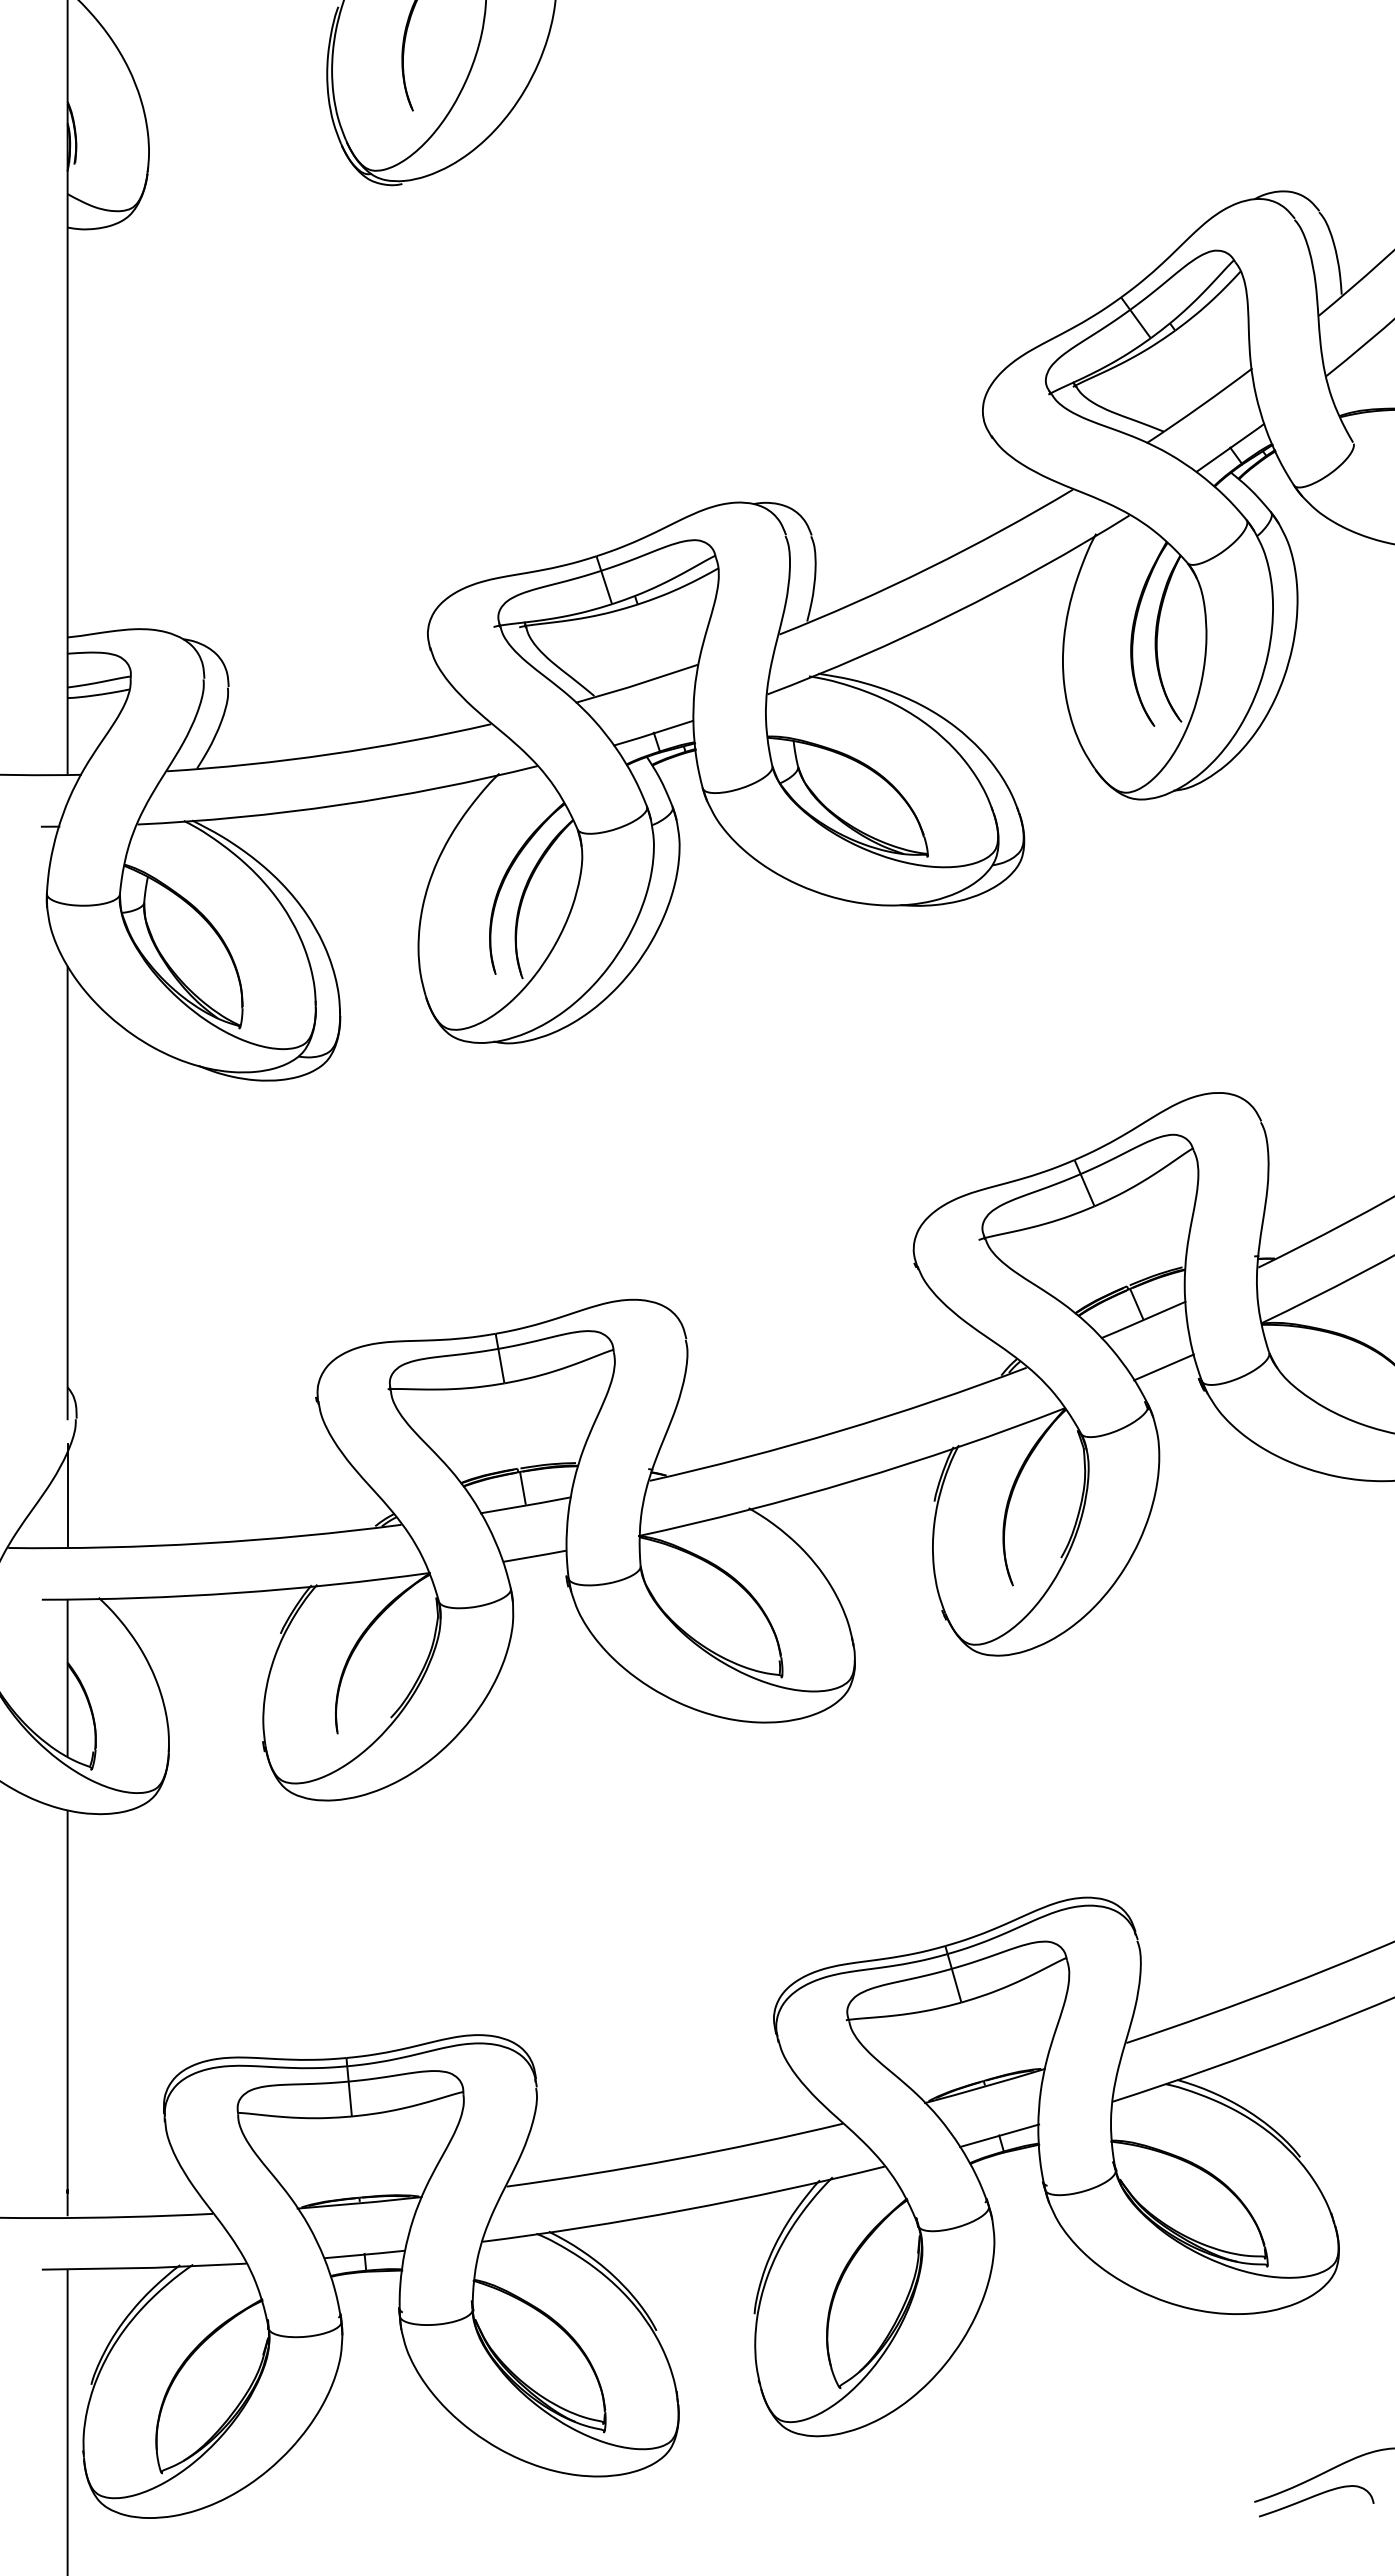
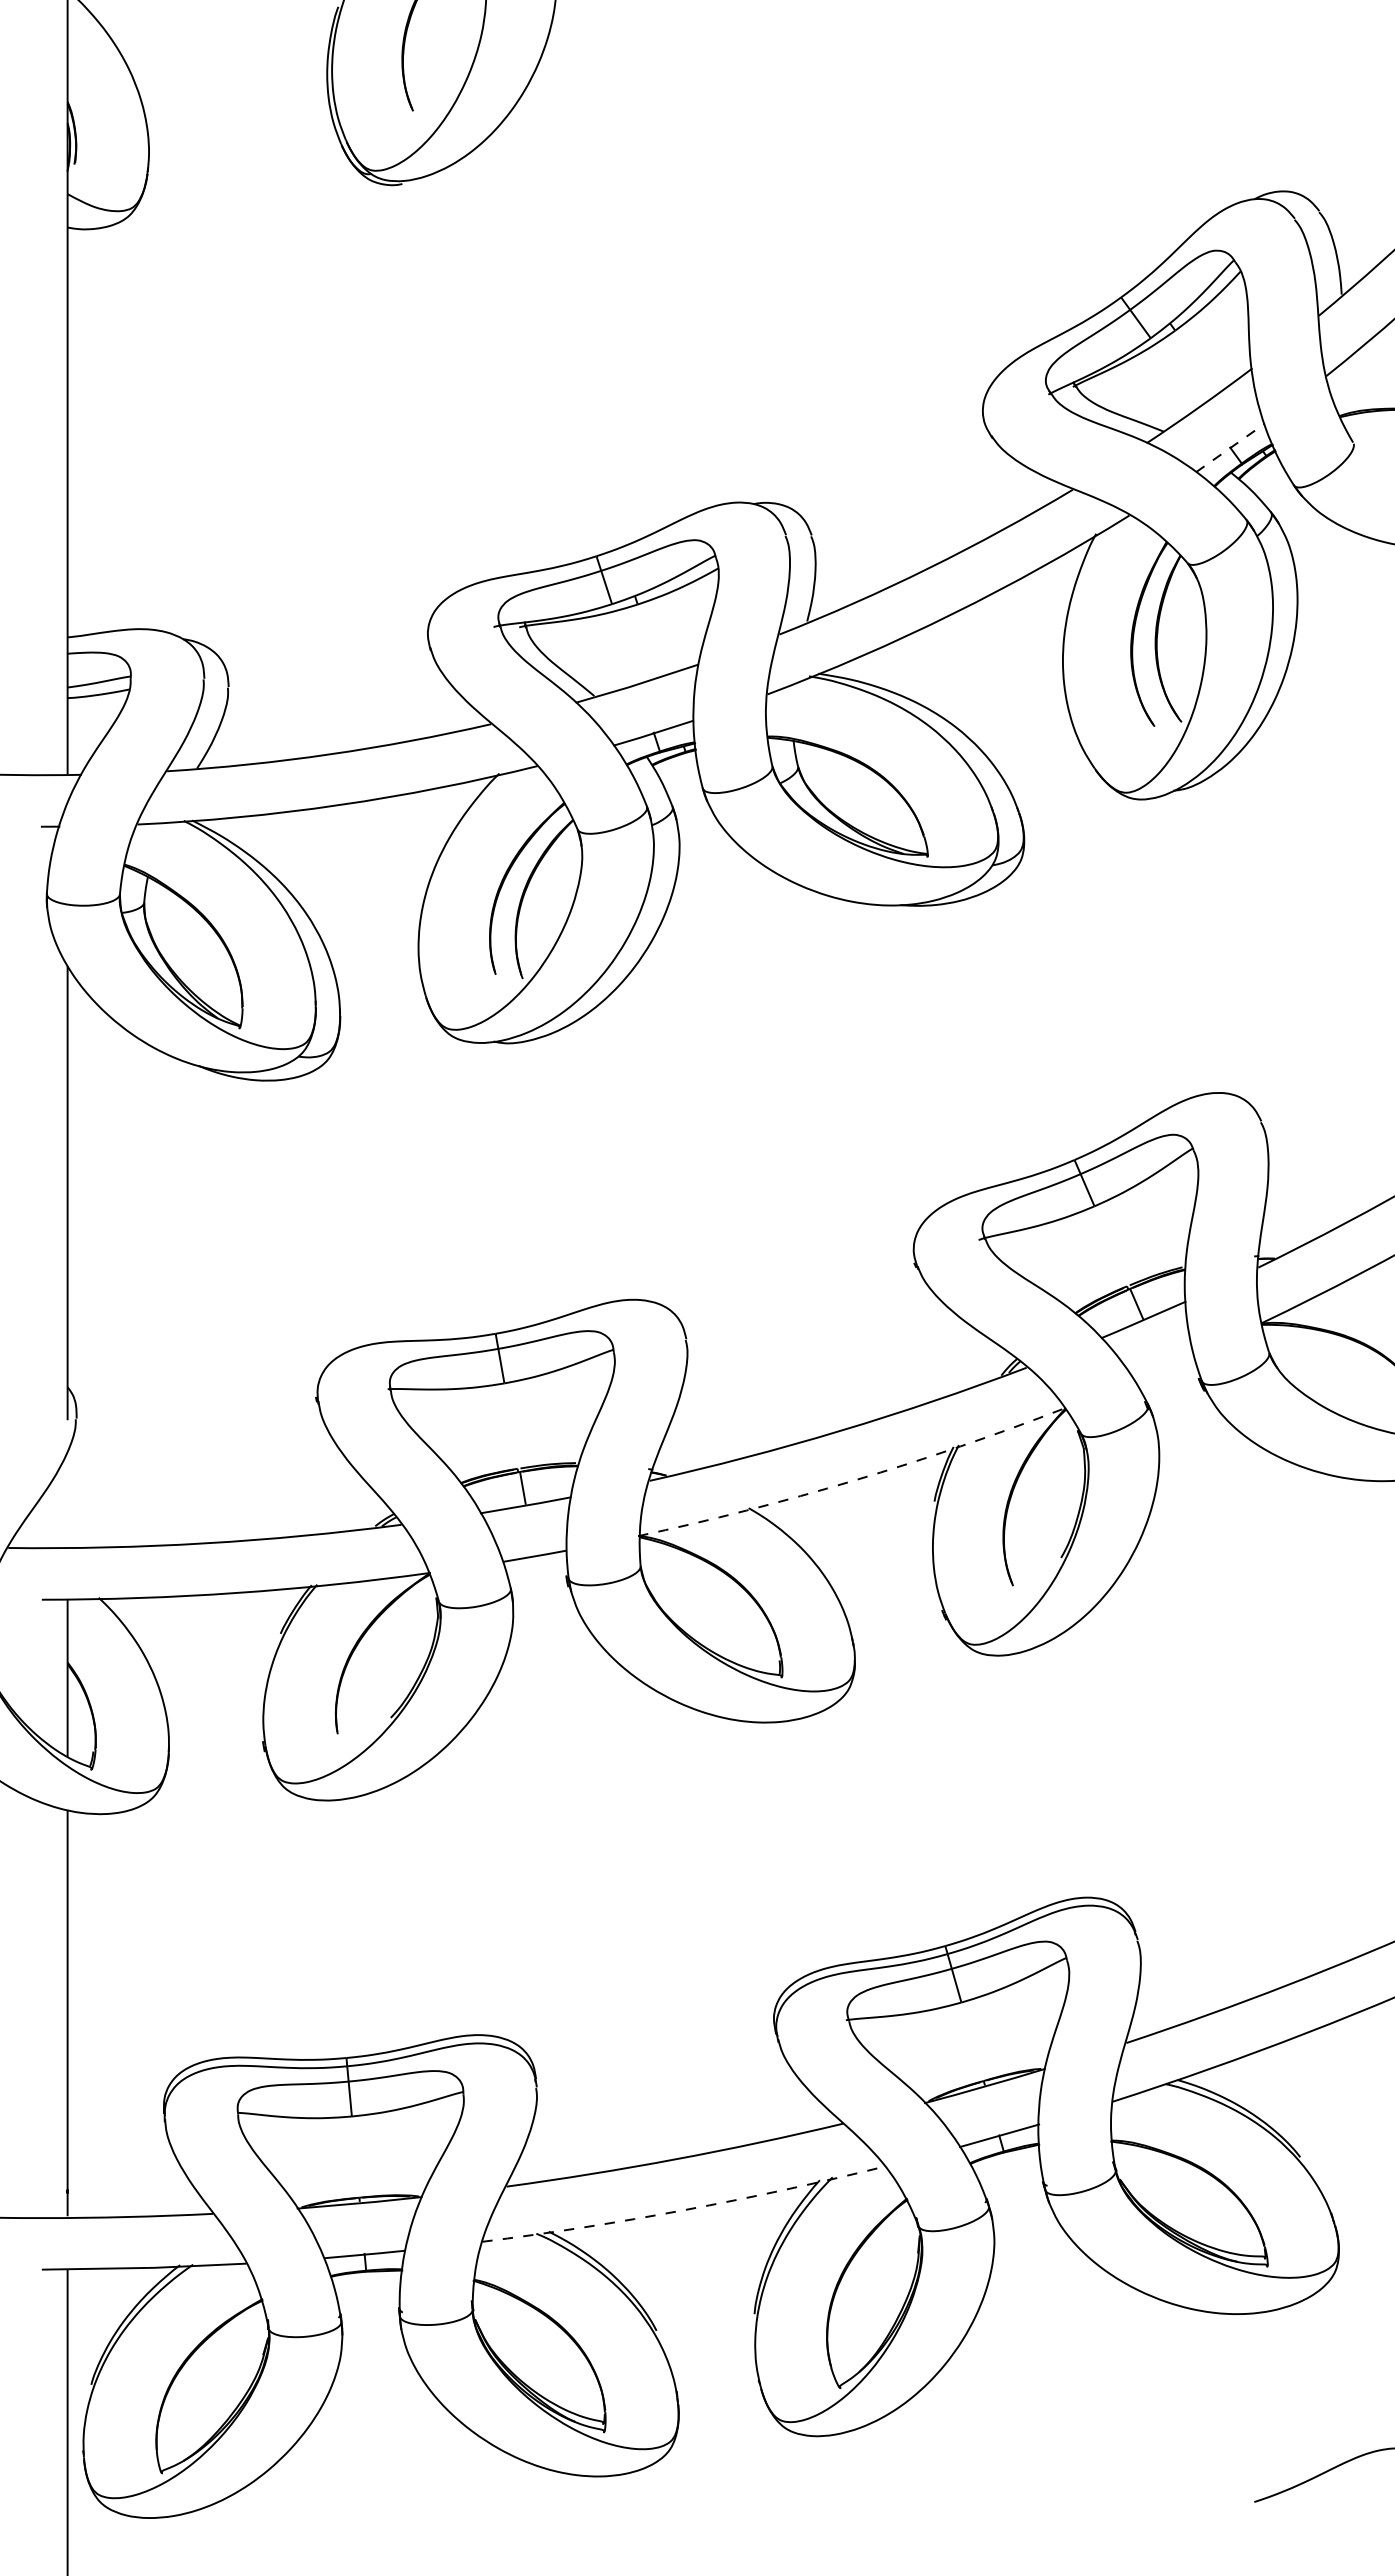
line: solid -> dashed (1231, 447)
line: present -> none (1163, 1367)
arc: solid -> dashed (854, 1480)
line: present -> none (67, 1494)
arc: solid -> dashed (684, 2210)
curve: present -> none (1314, 2497)
